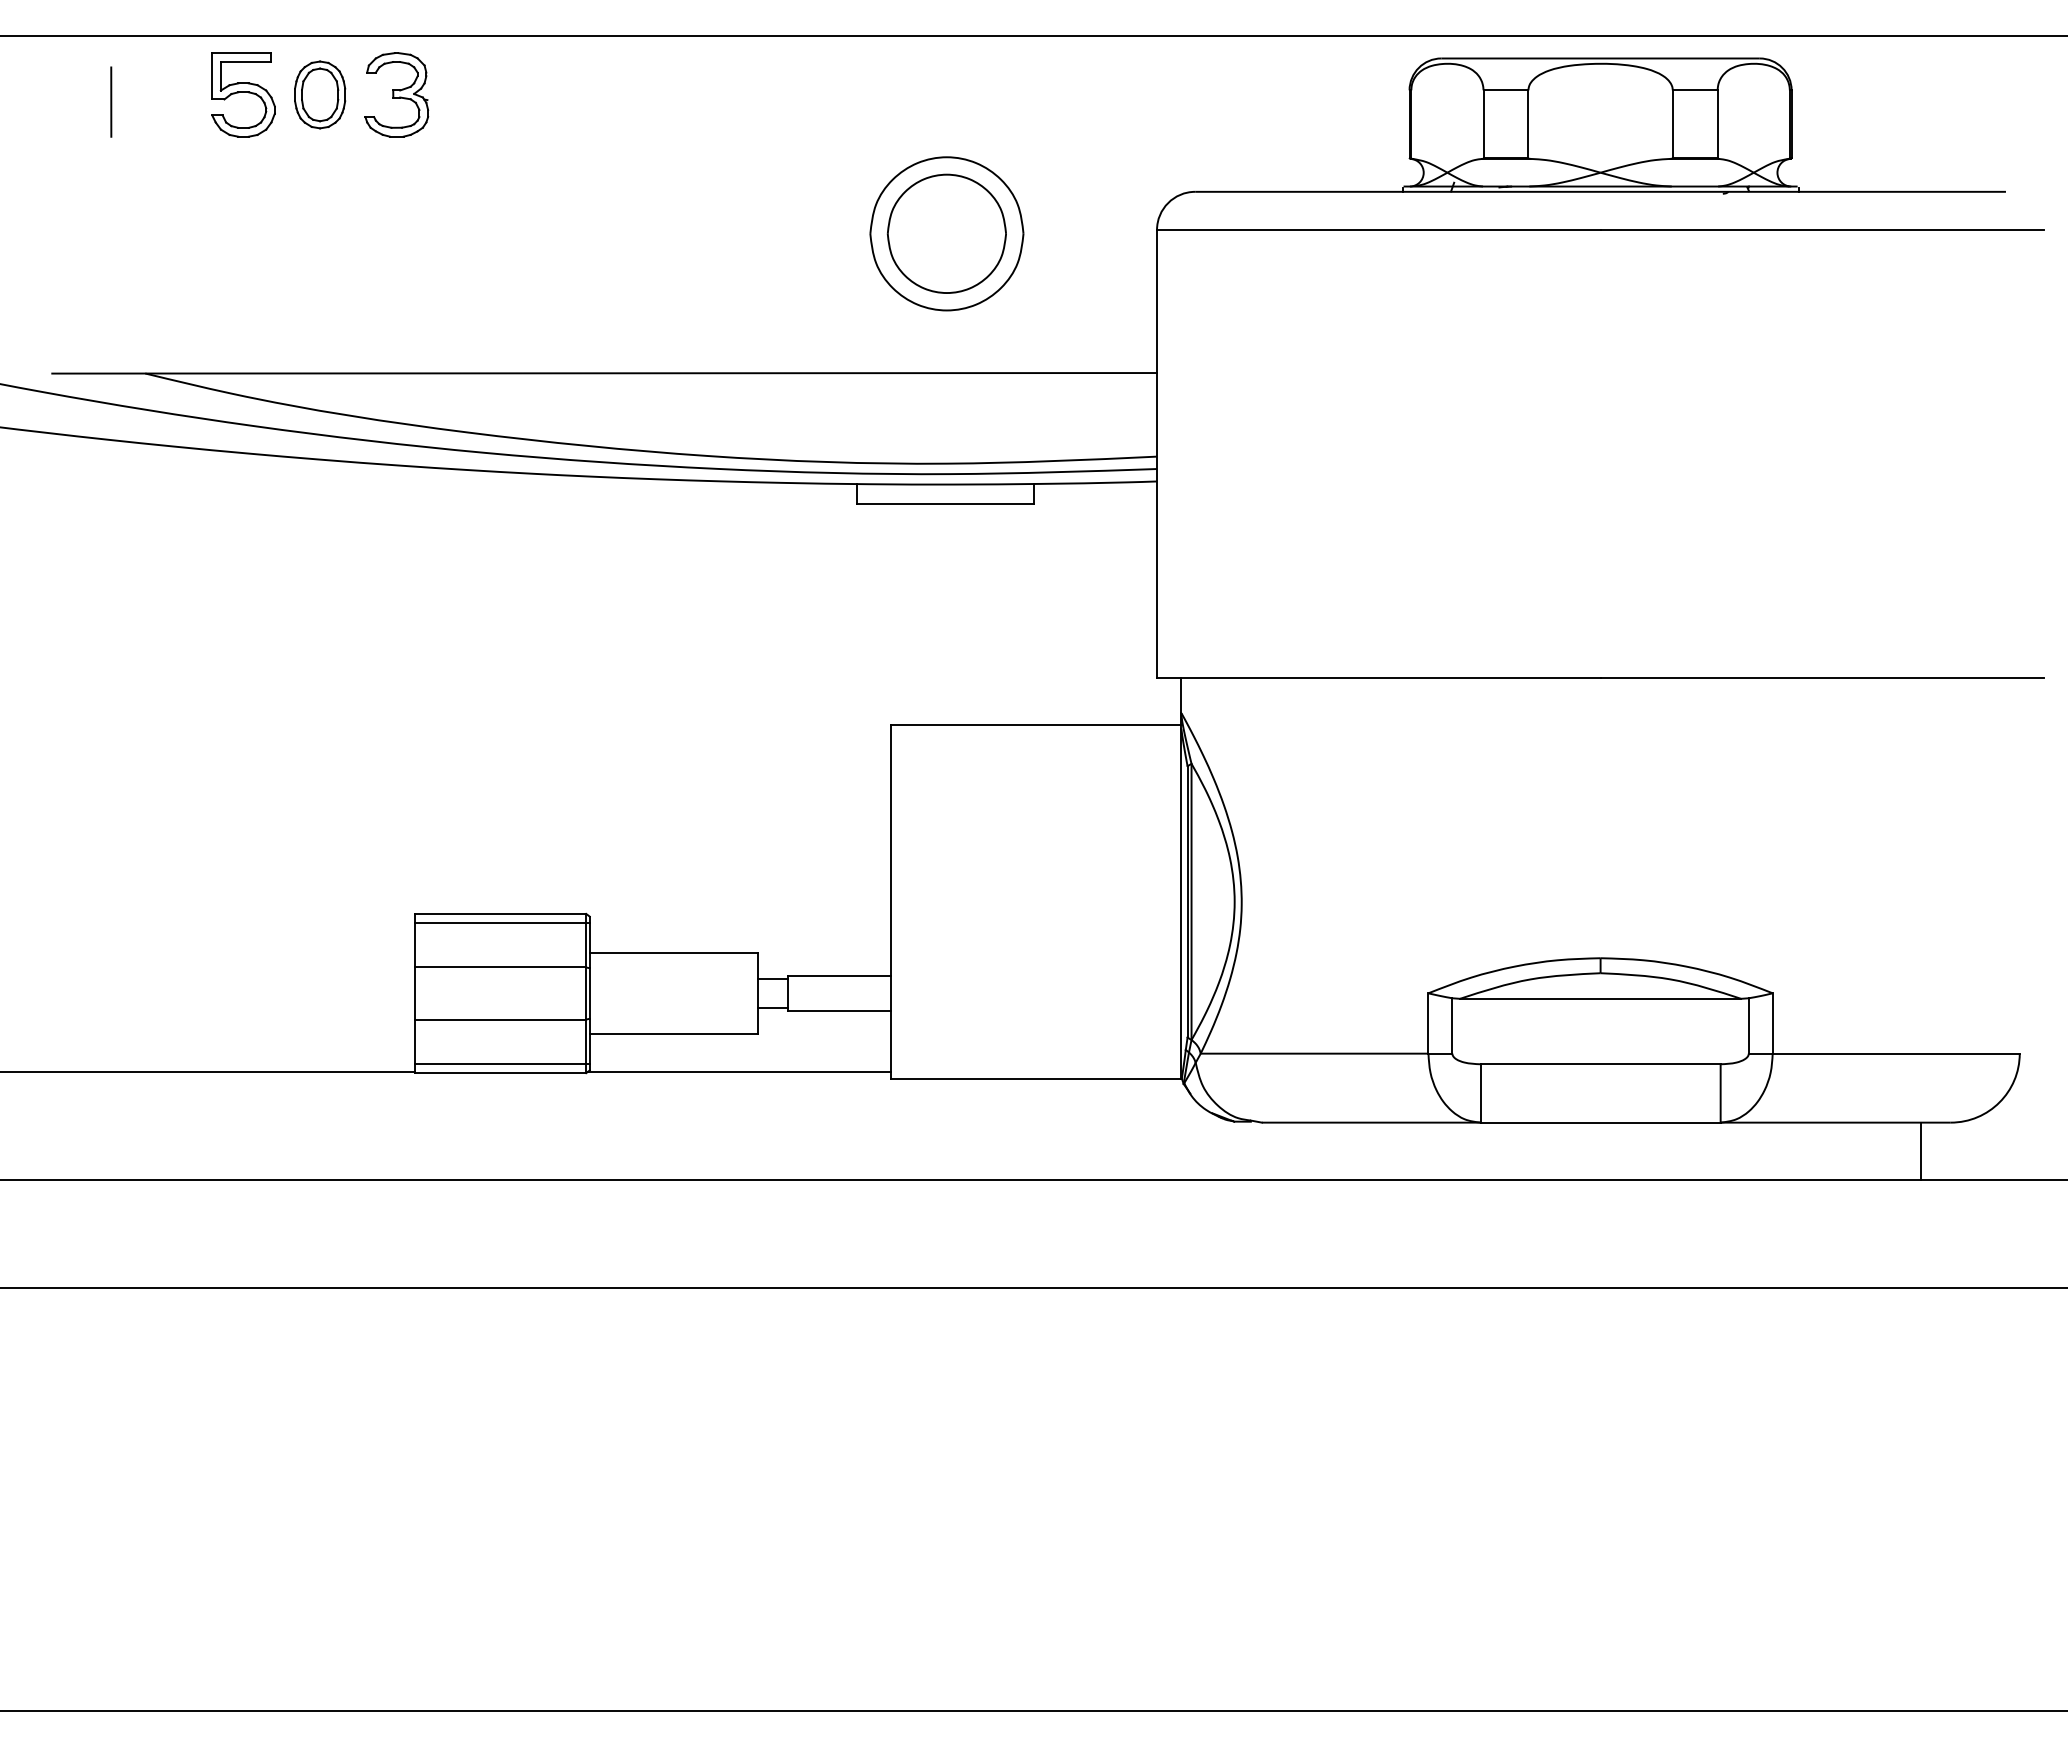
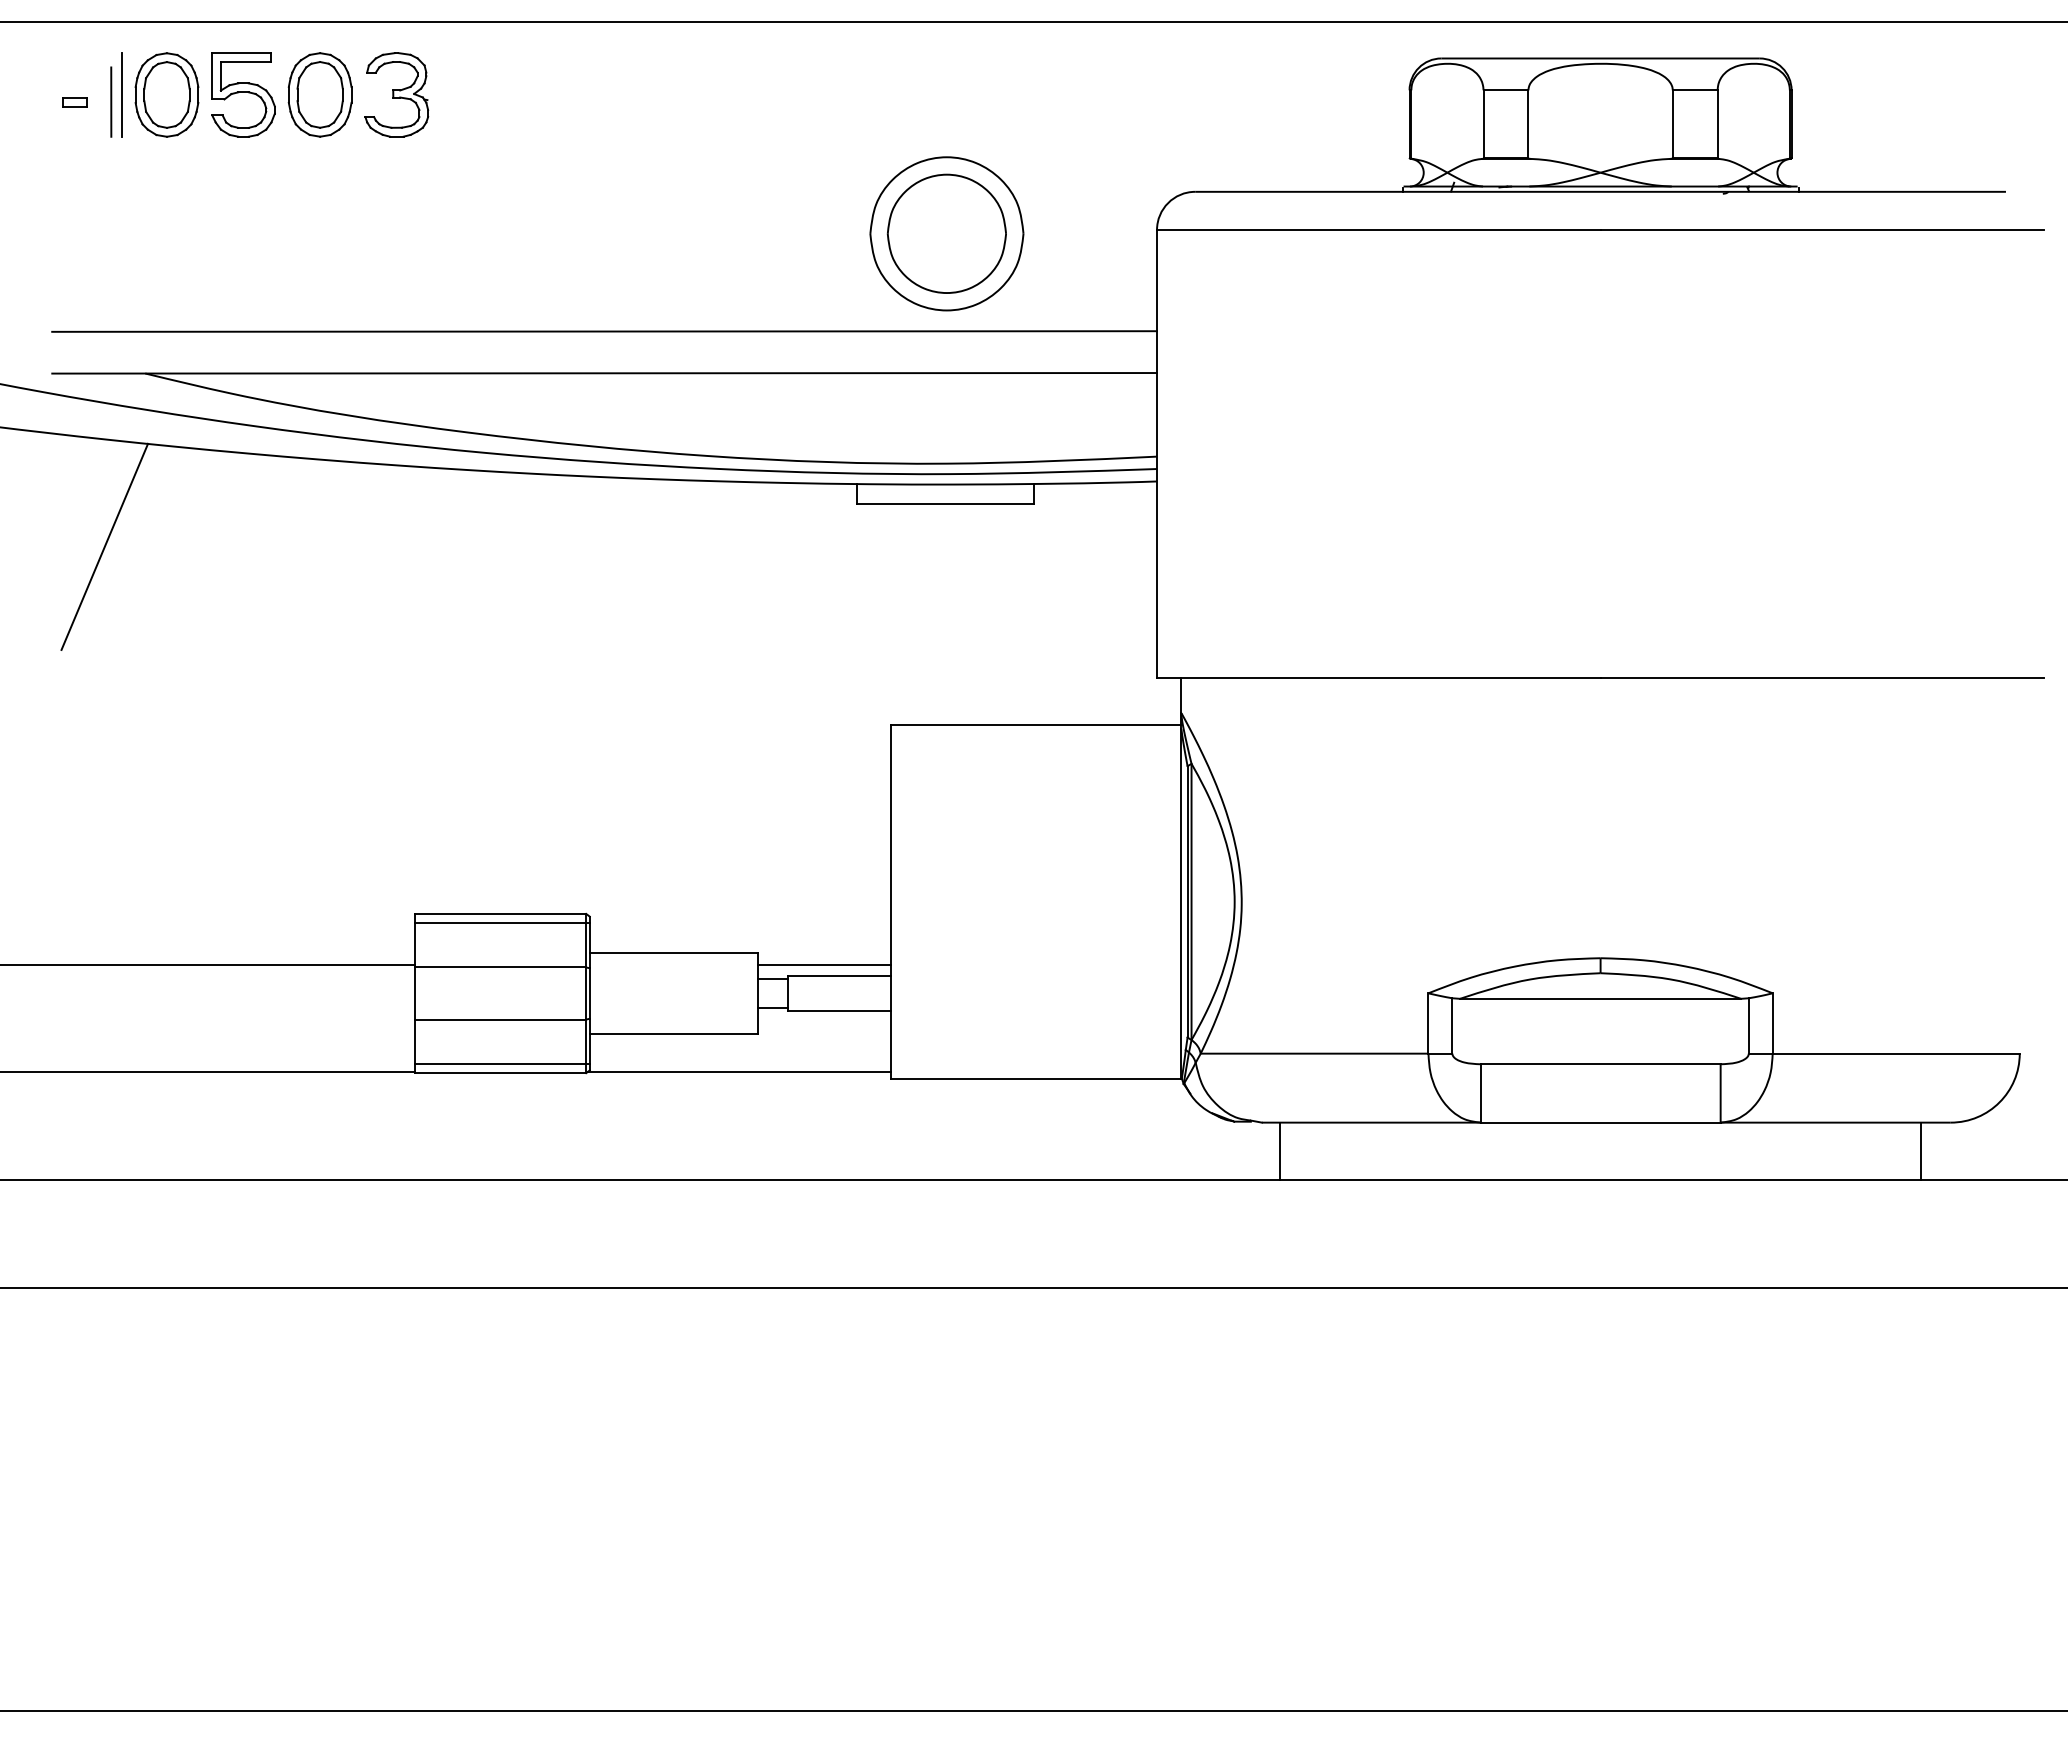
line position: (1033, 35) -> (1033, 21) (1033, 21)
line: none -> present (121, 94)
part: none -> present (166, 94)
part size: 53x70 px -> 66x86 px (319, 94)
part: none -> present (74, 102)
line: none -> present (604, 331)
line: none -> present (104, 546)
line: none -> present (208, 964)
line: none -> present (824, 964)
line: none -> present (1280, 1151)
